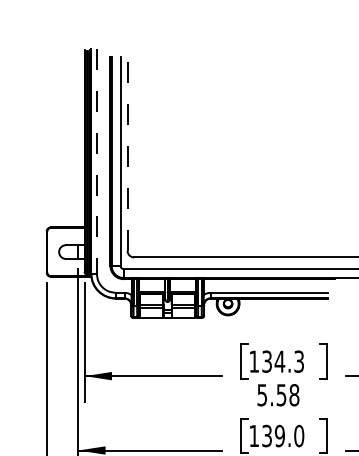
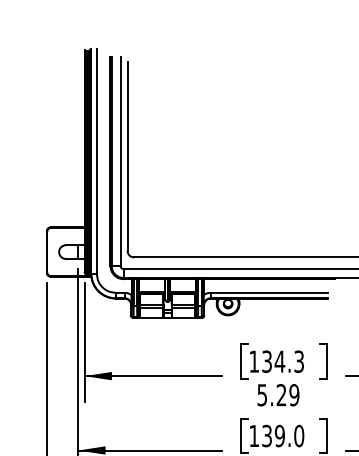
line: dashed -> solid (127, 157)
line: dashed -> solid (96, 161)
text: 5.58 -> 5.29 (287, 395)
